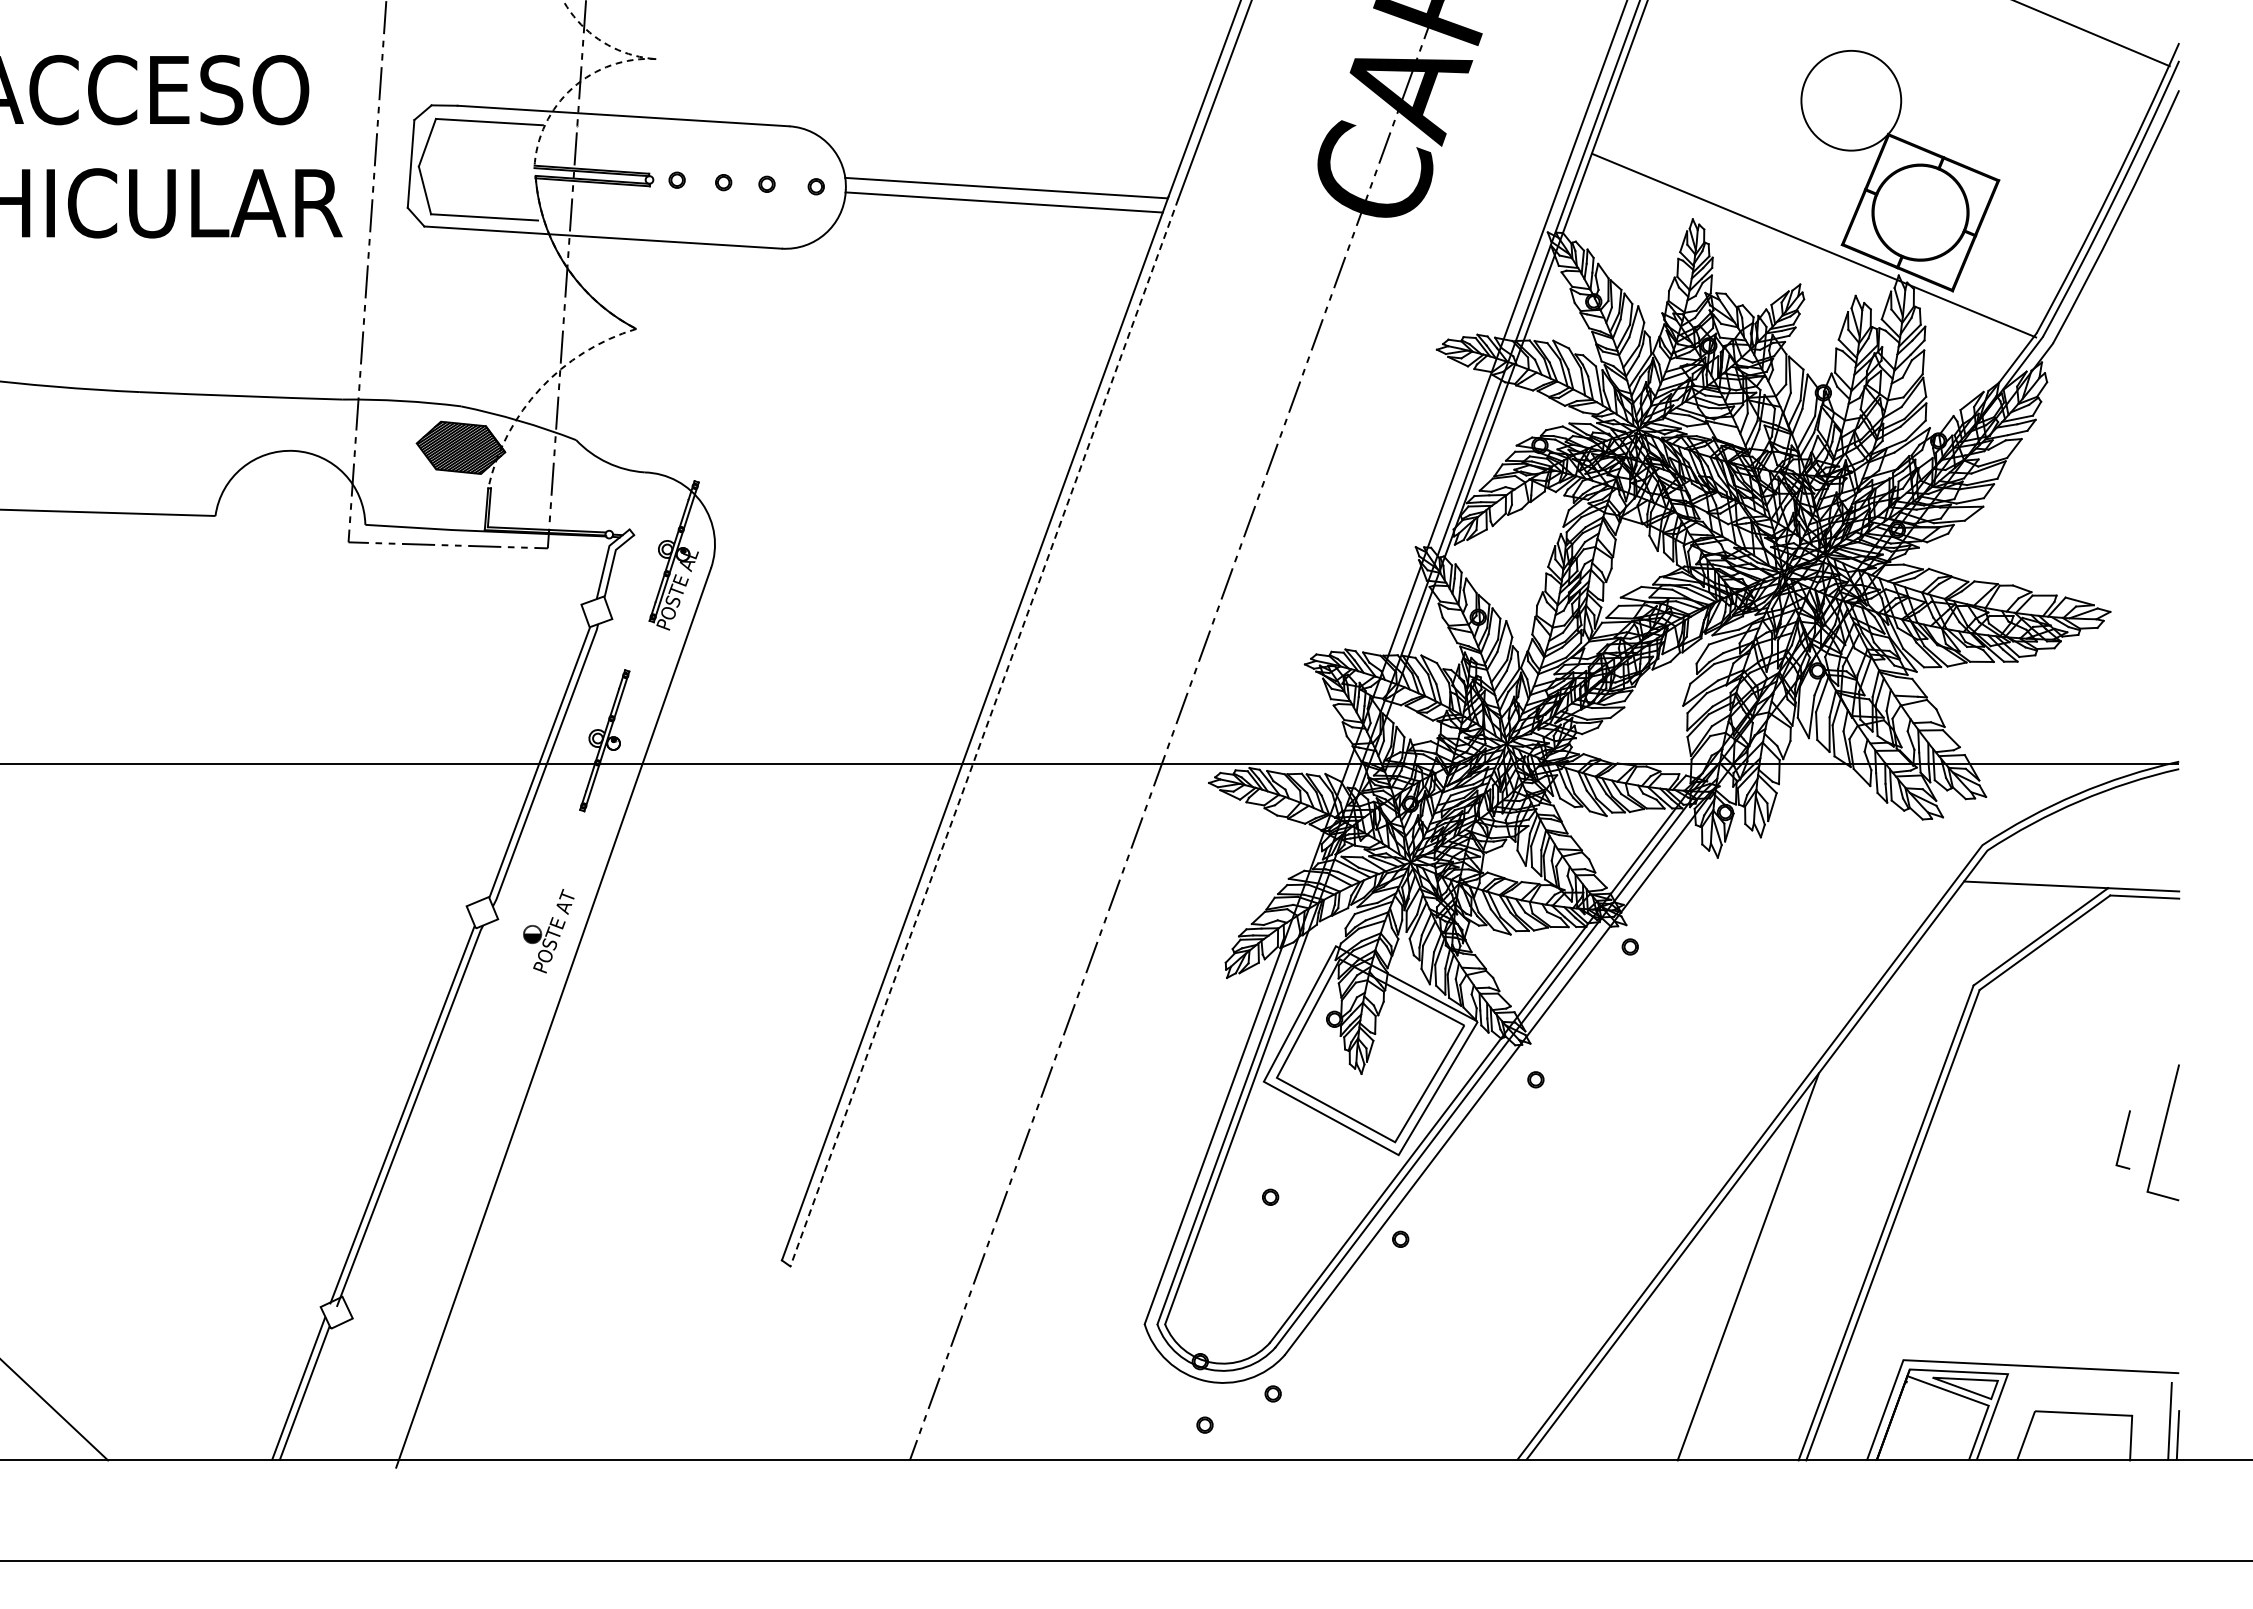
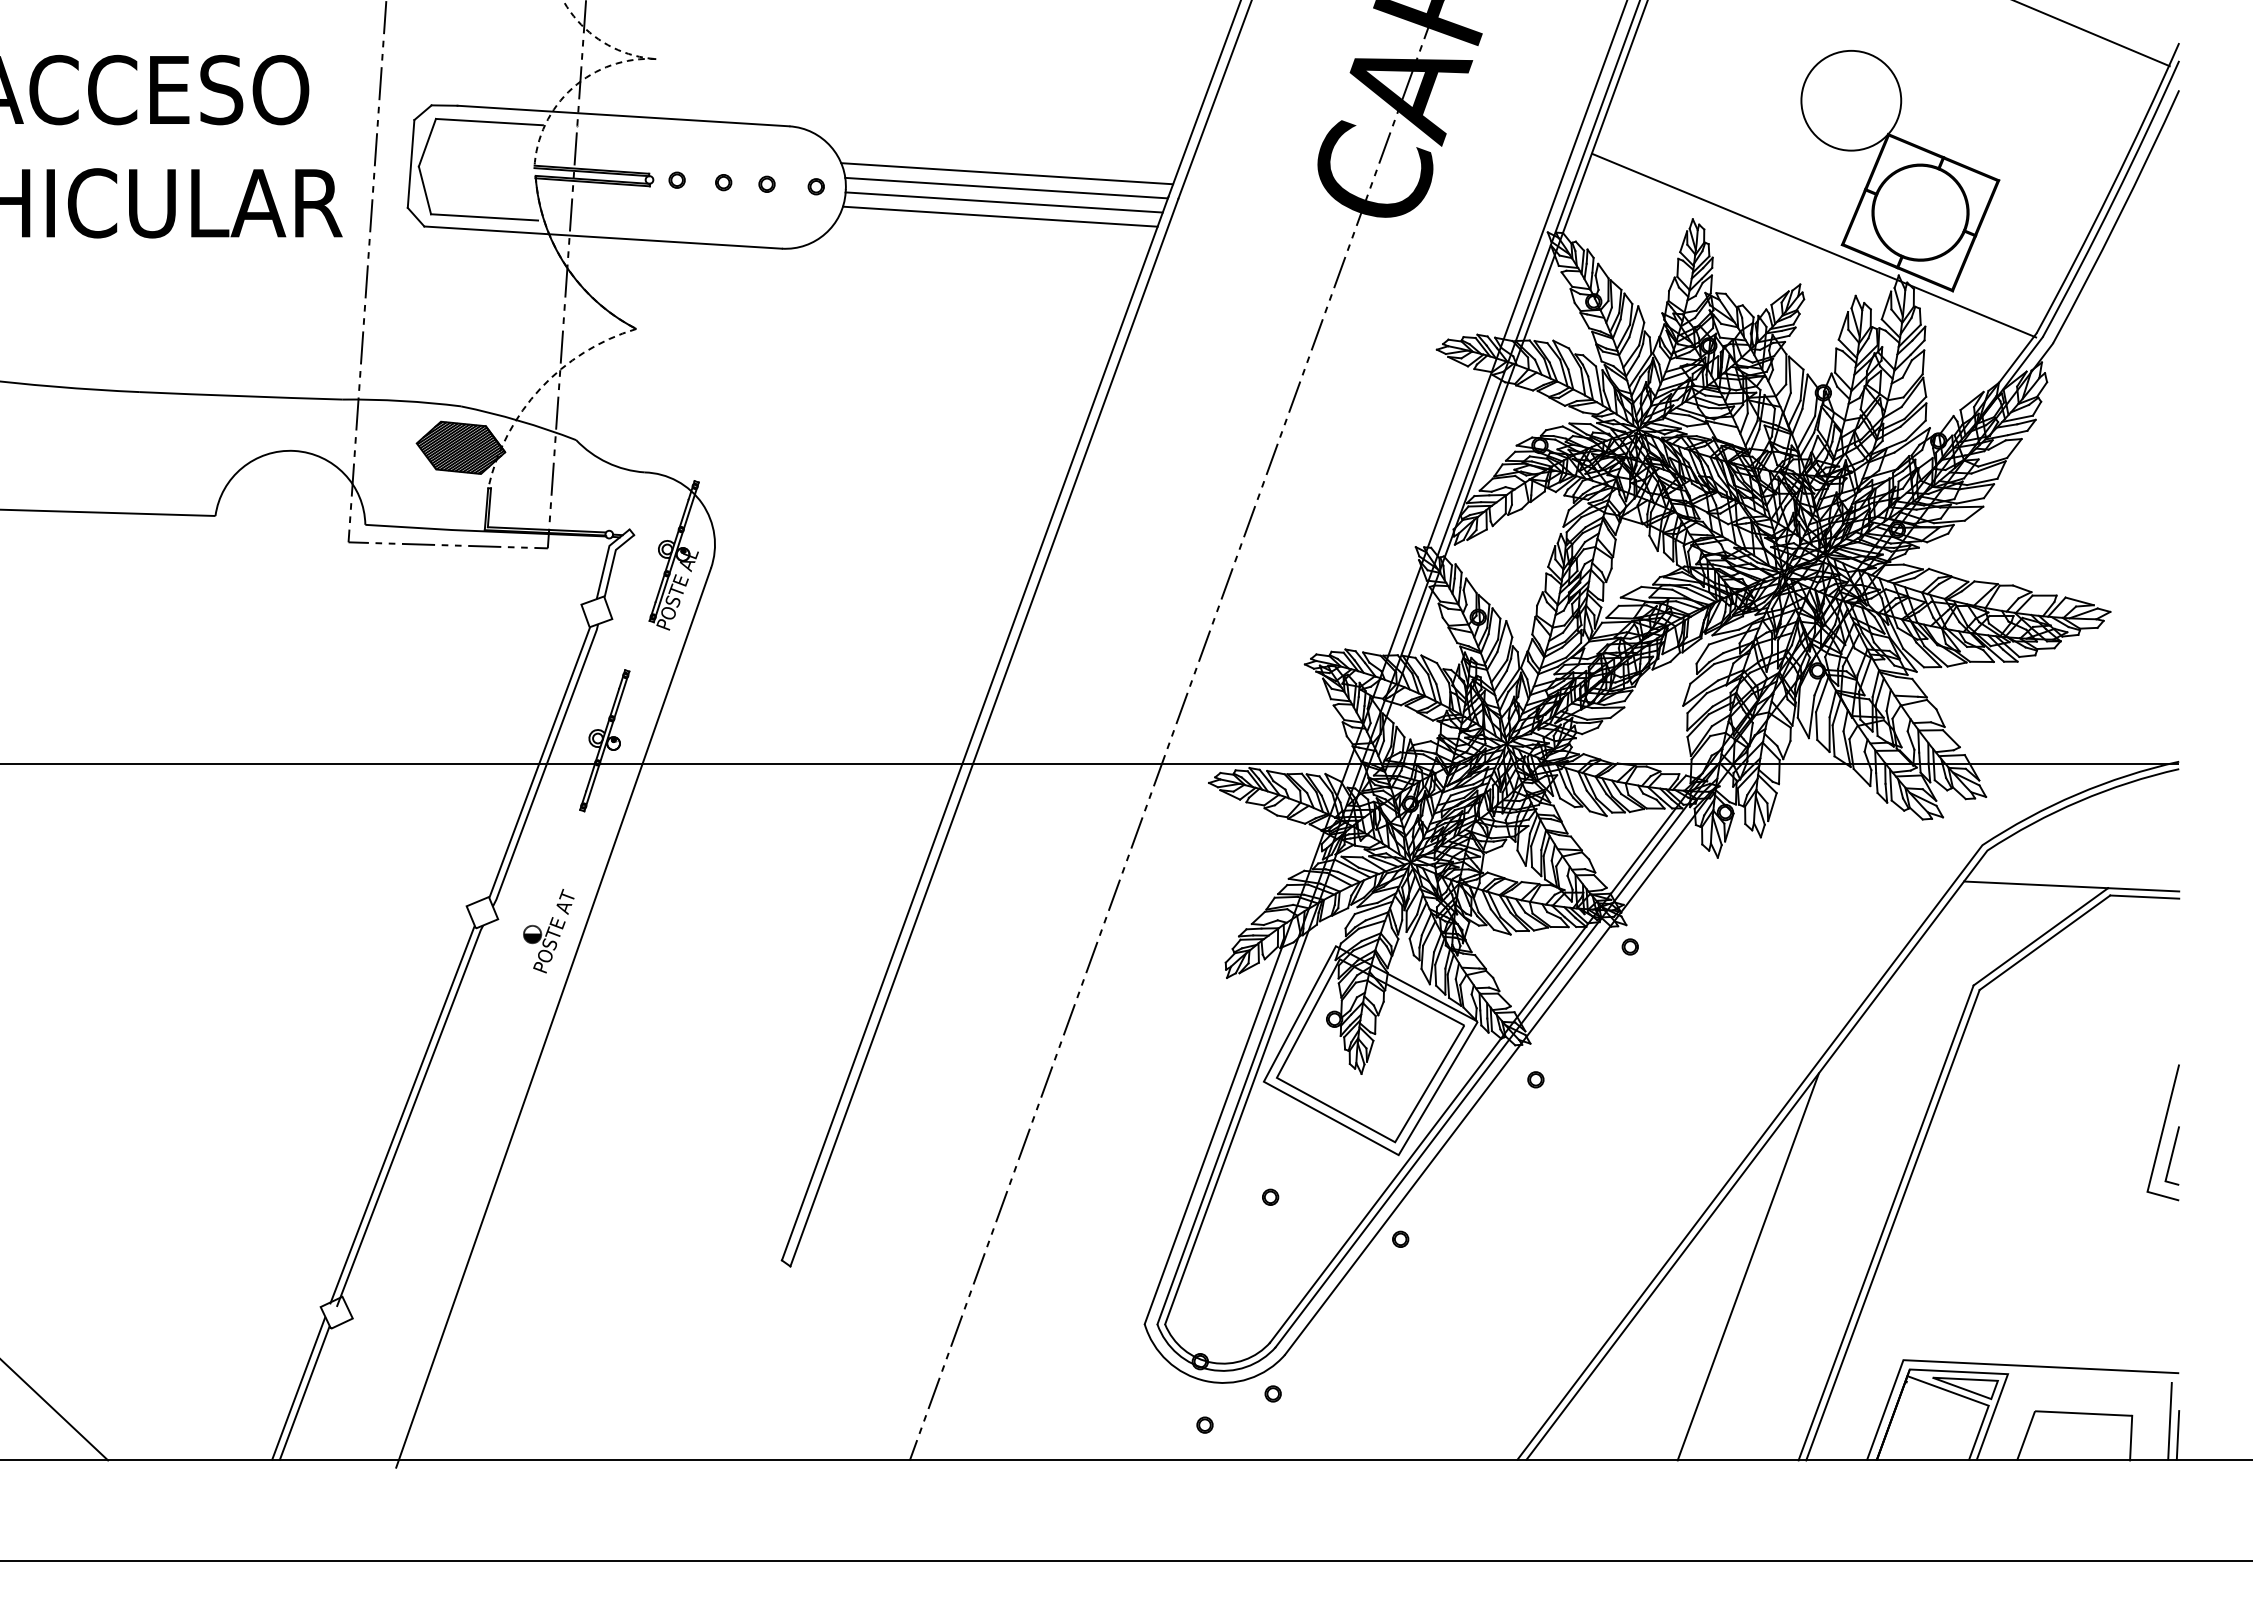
line: none -> present (1007, 173)
line: none -> present (999, 216)
line: dashed -> solid (984, 732)
line position: (2122, 1139) -> (2171, 1155) (2171, 1155)
